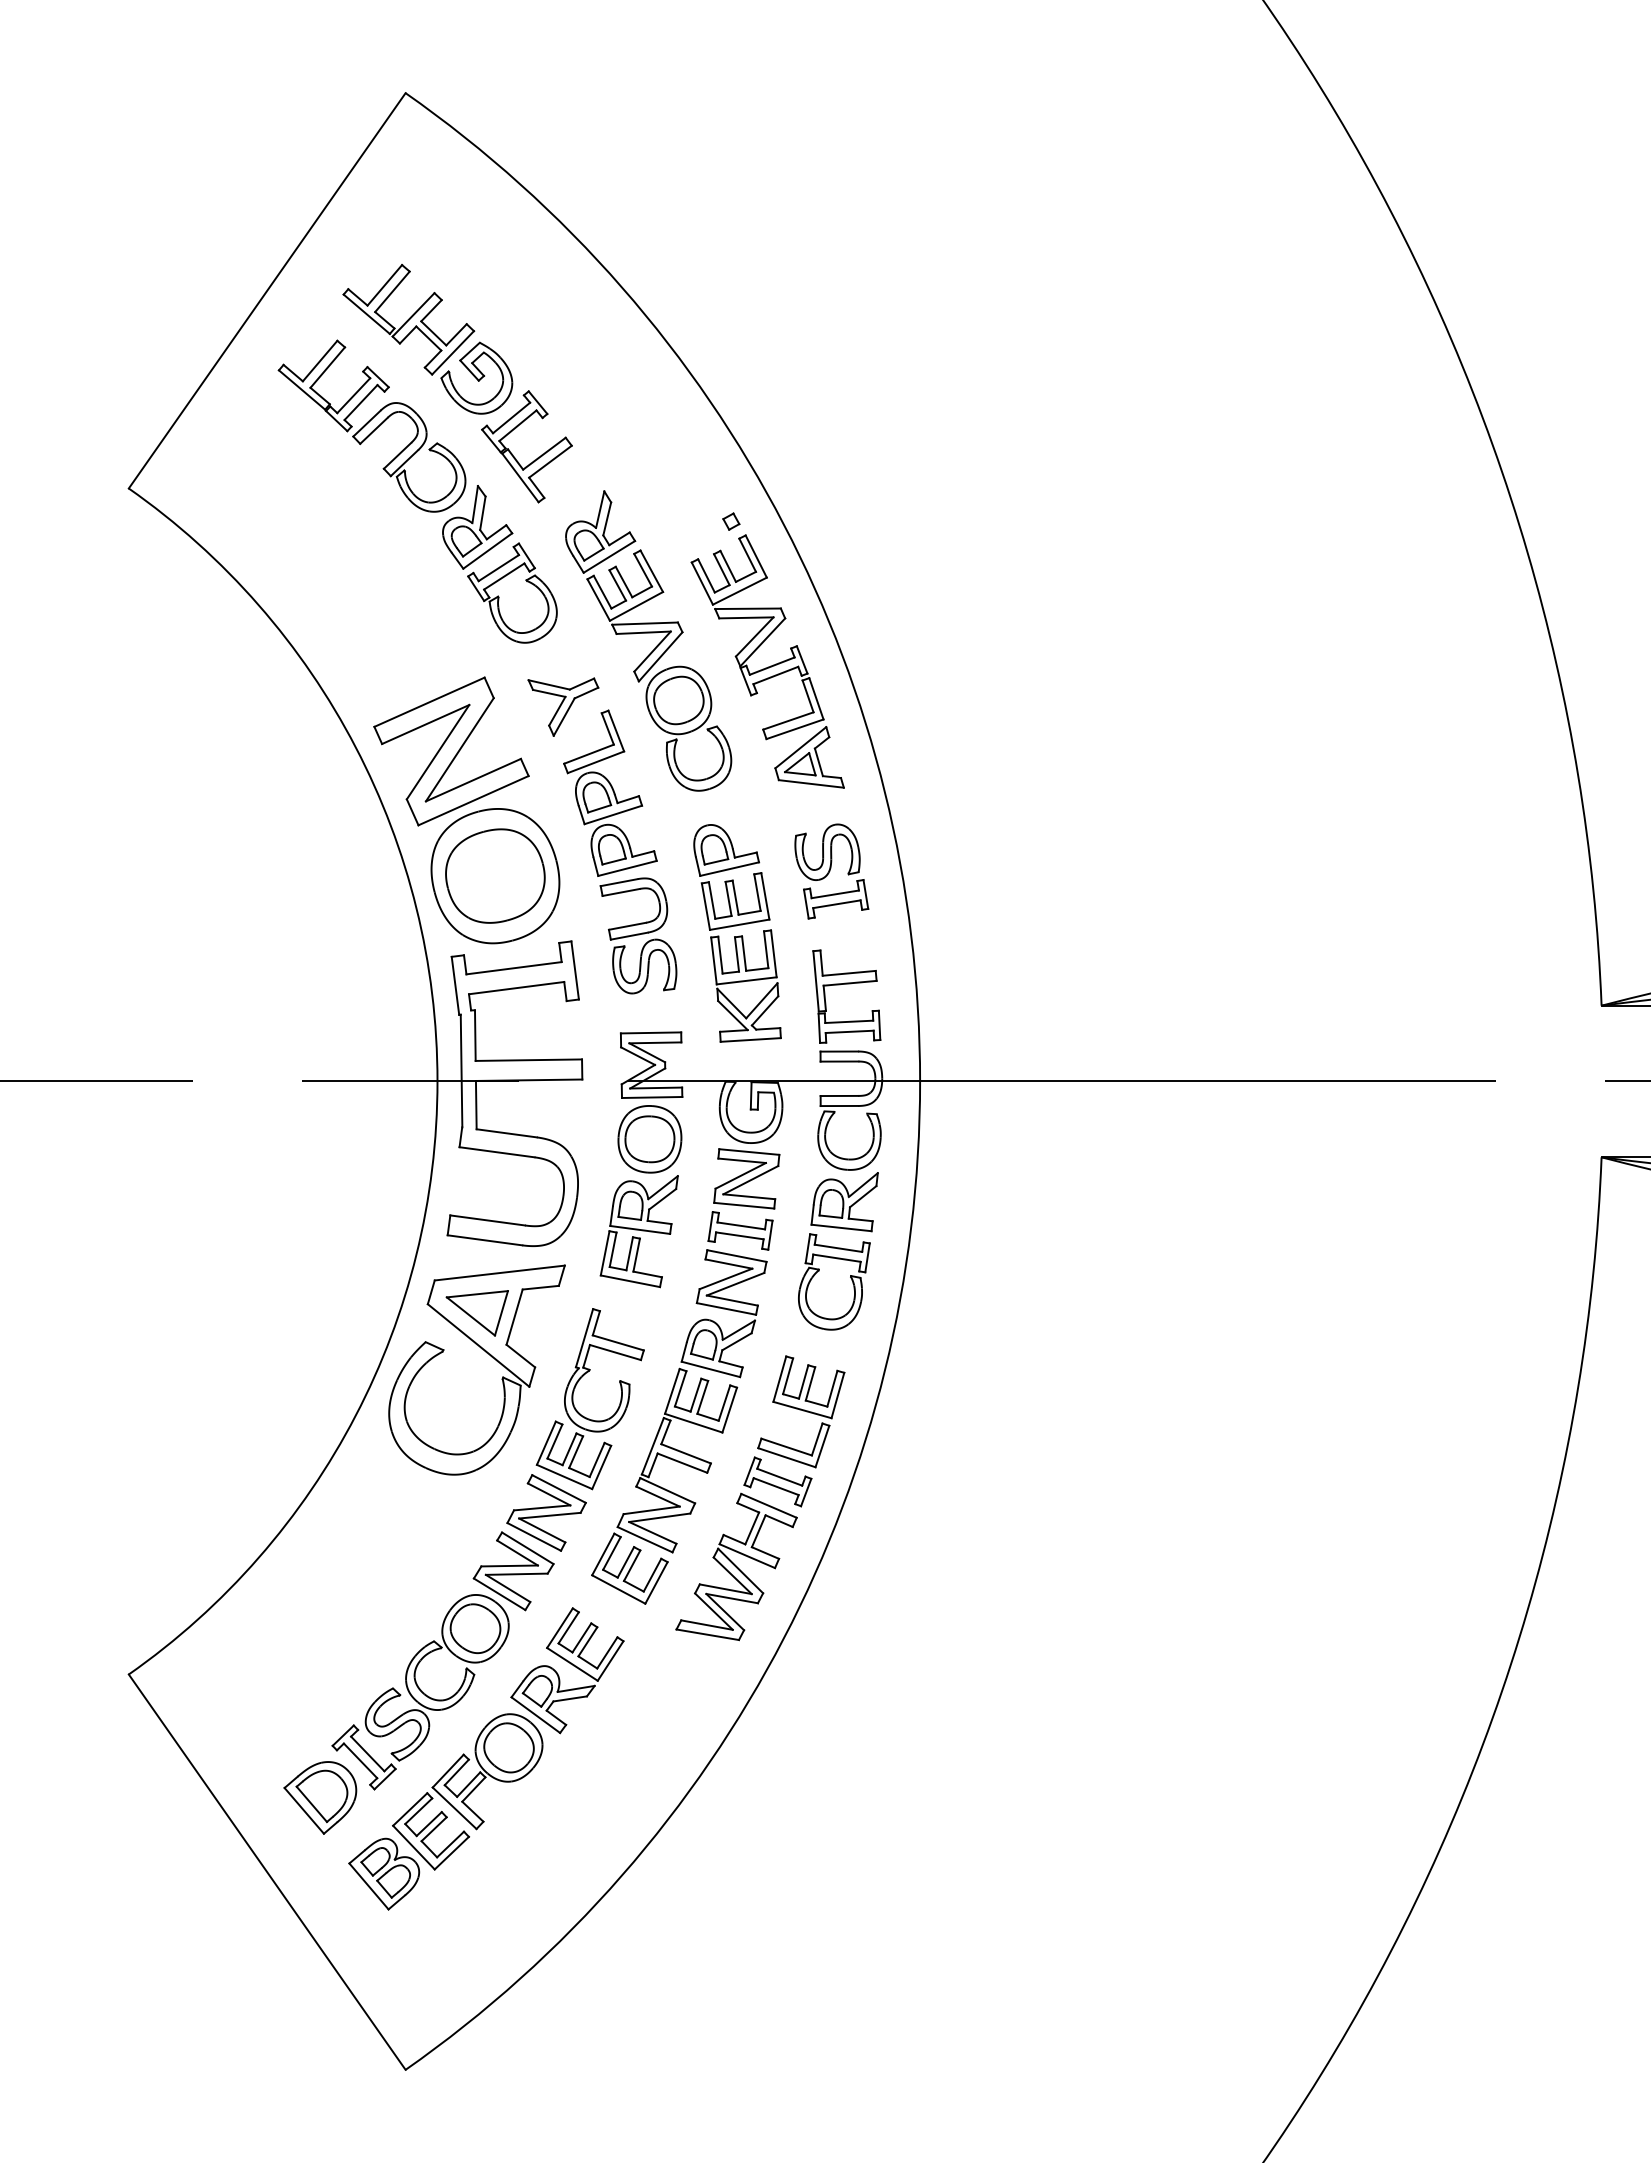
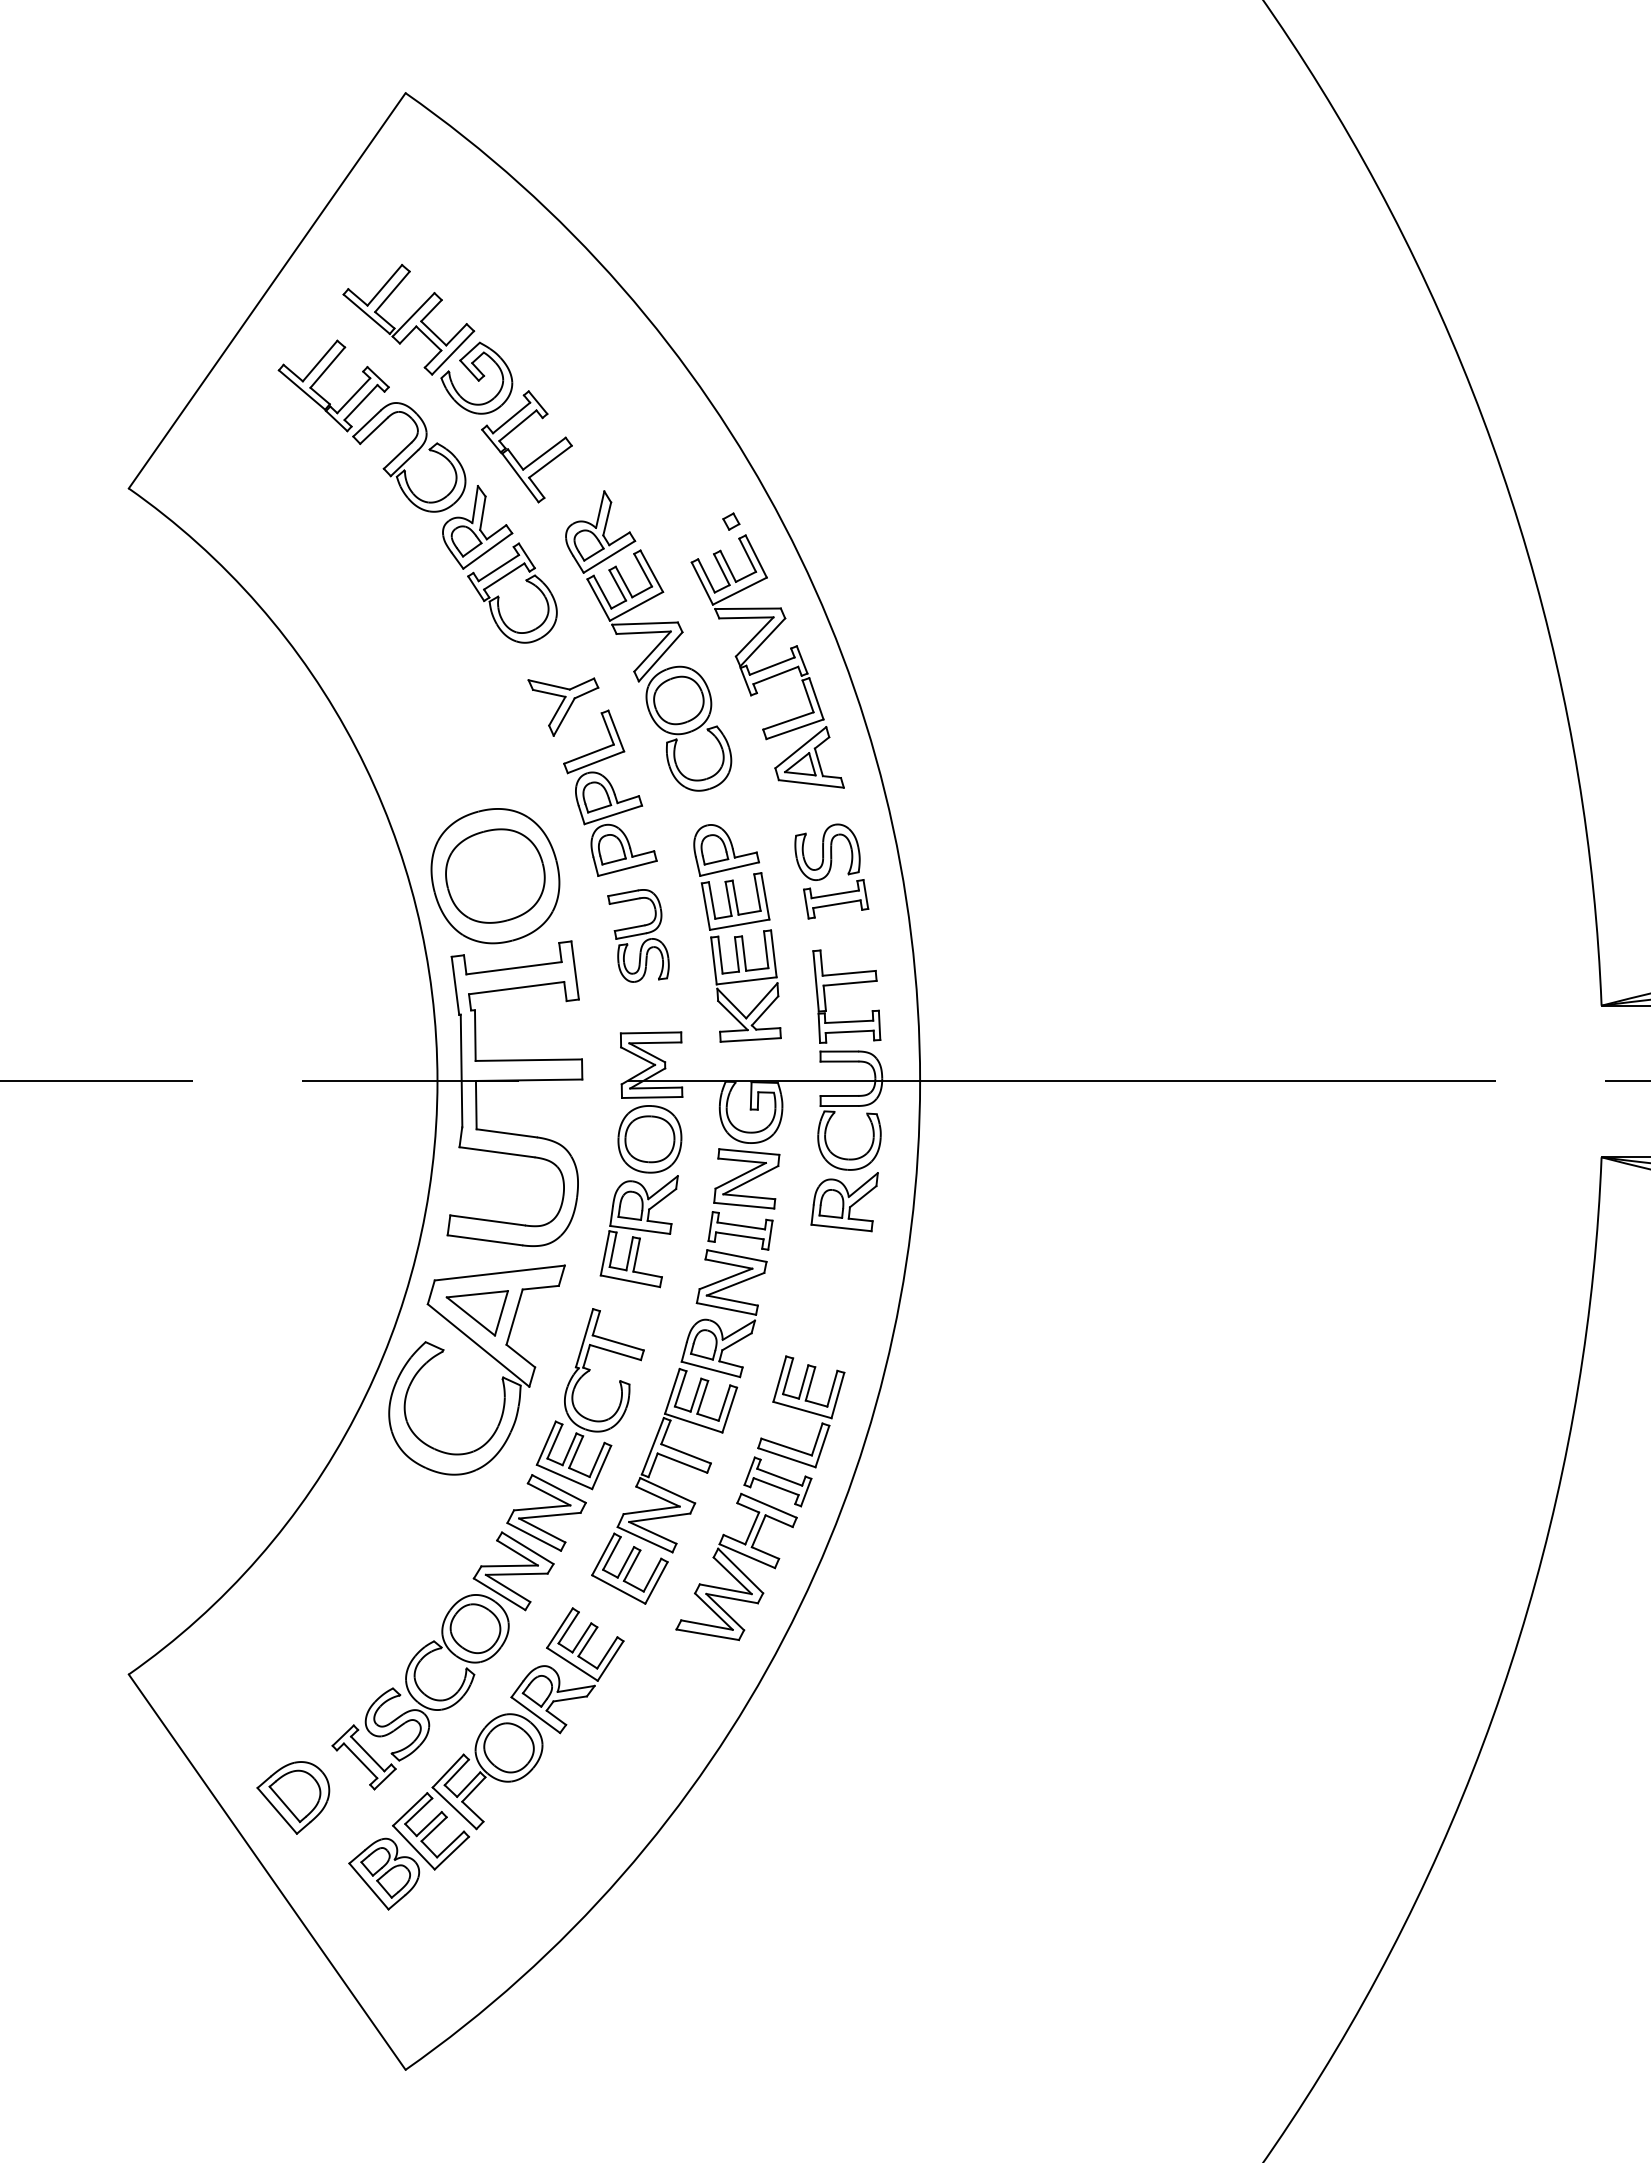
part: present -> none (451, 751)
part size: 79x118 px -> 63x94 px (638, 935)
part: present -> none (850, 1278)
part position: (320, 1797) -> (293, 1797) (293, 1797)
